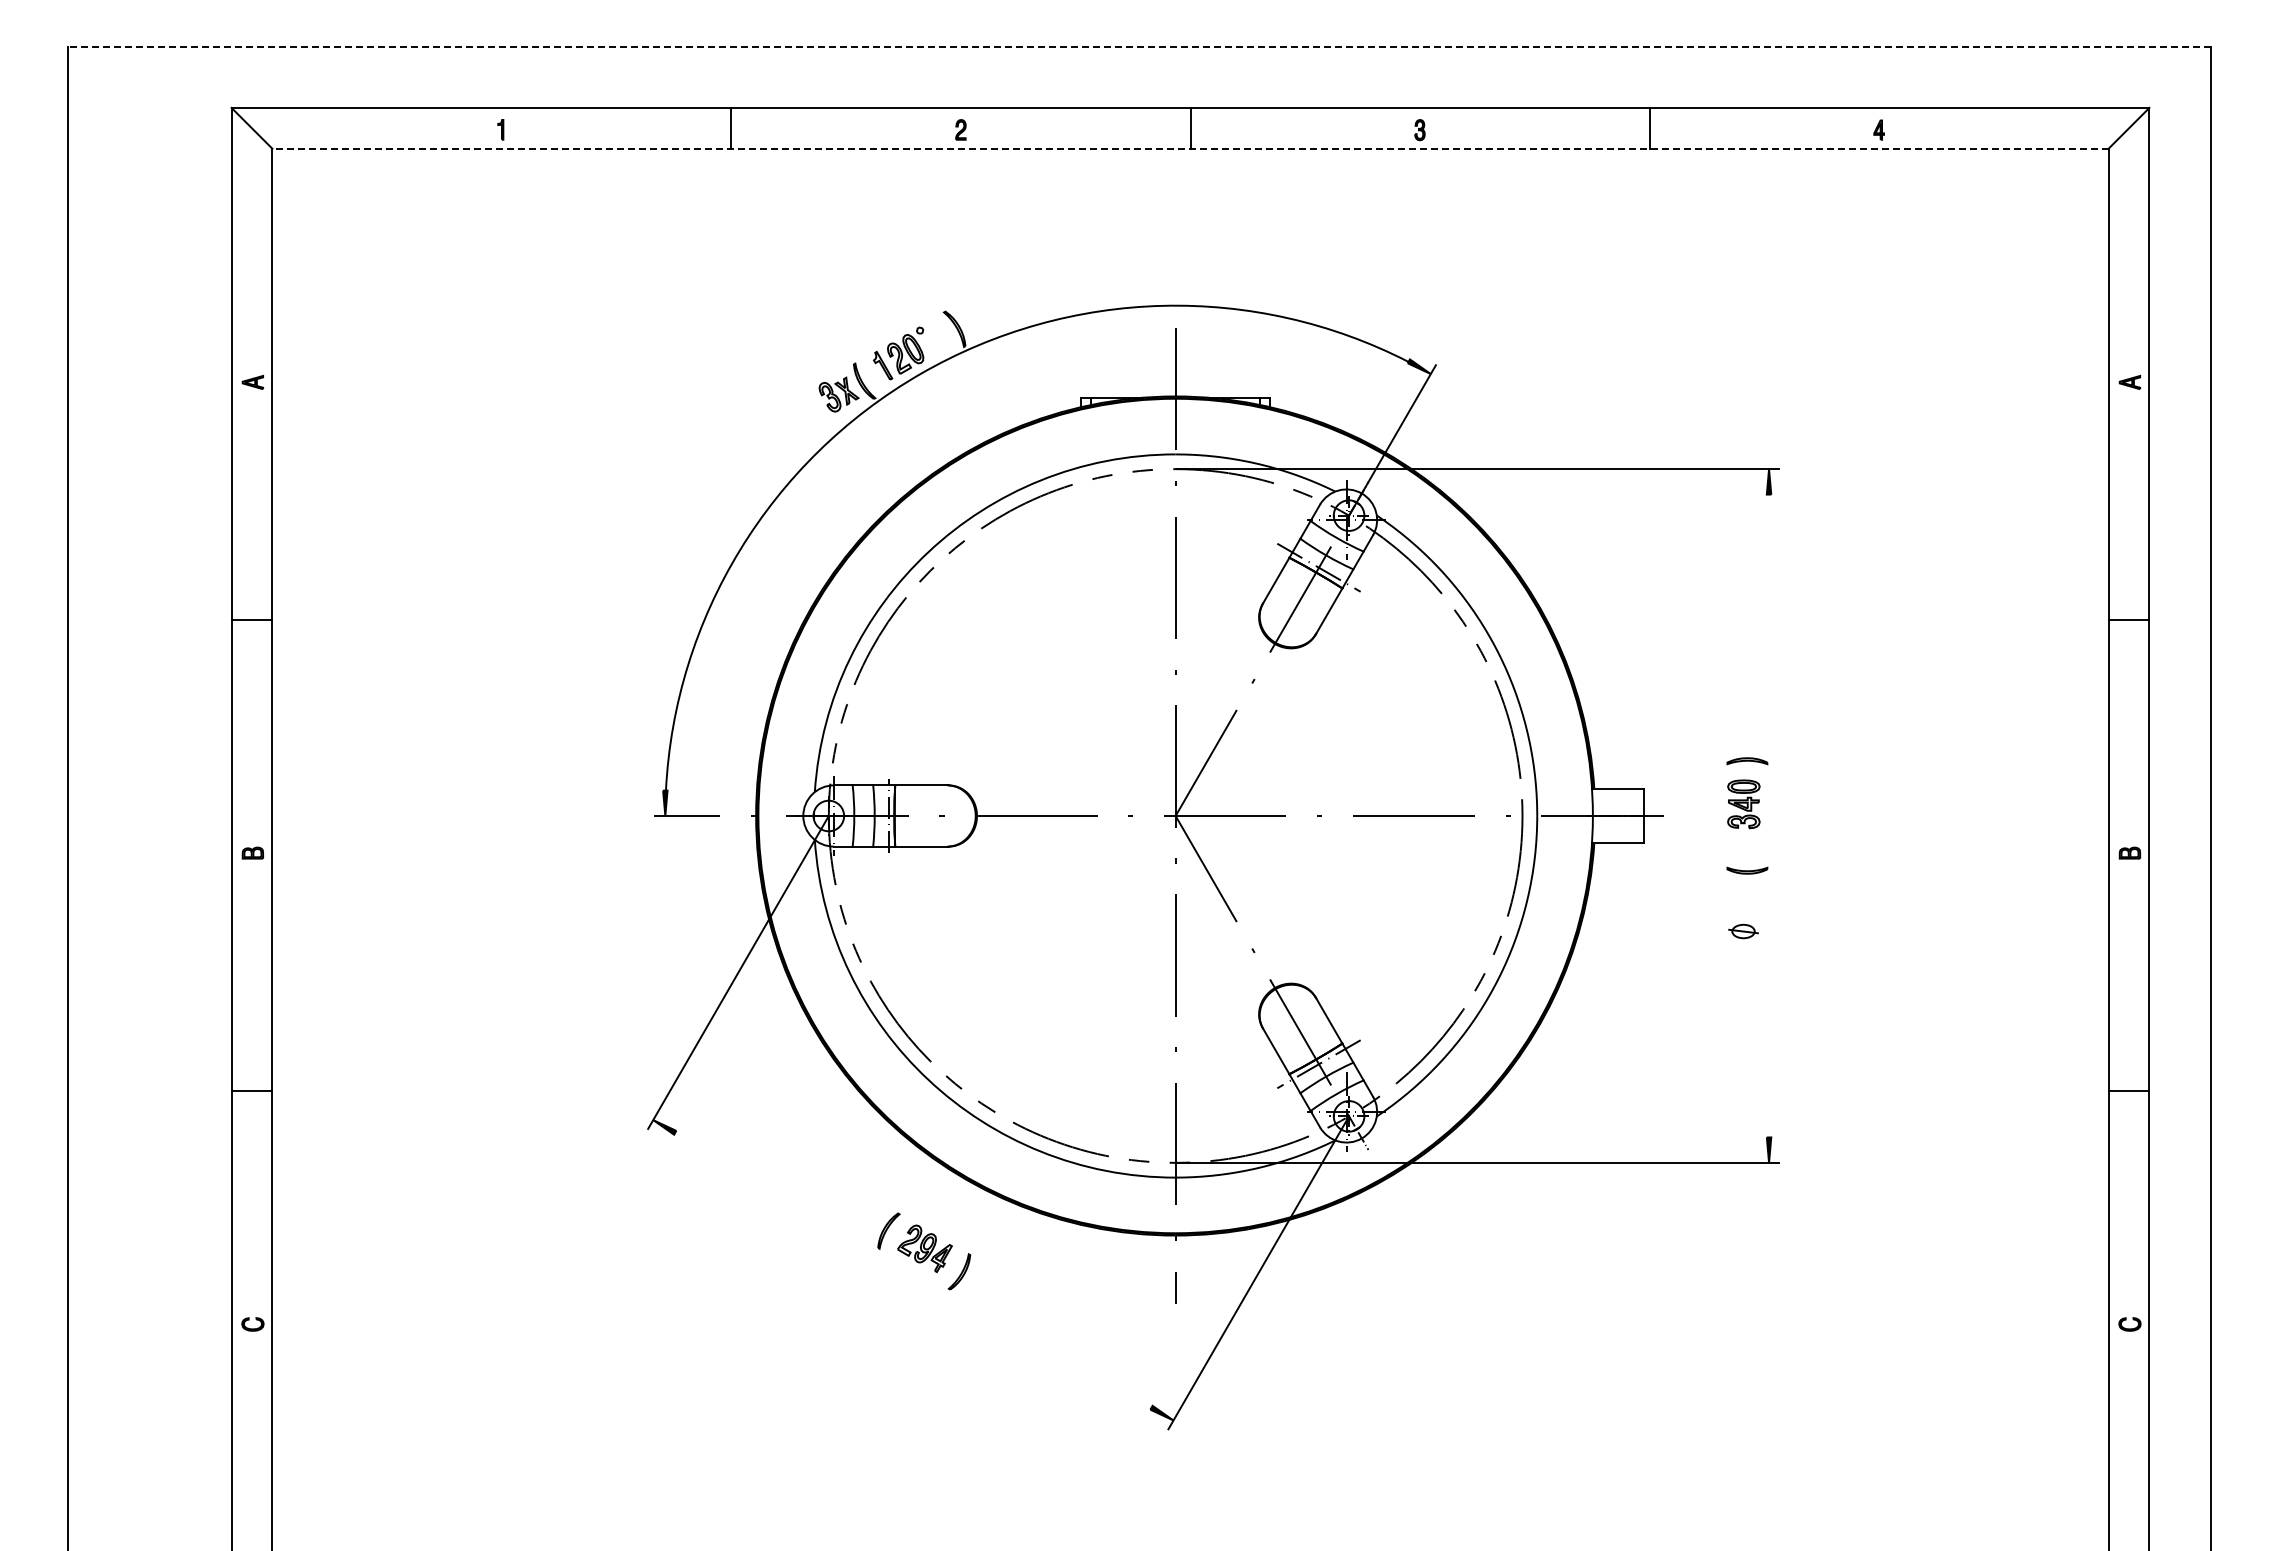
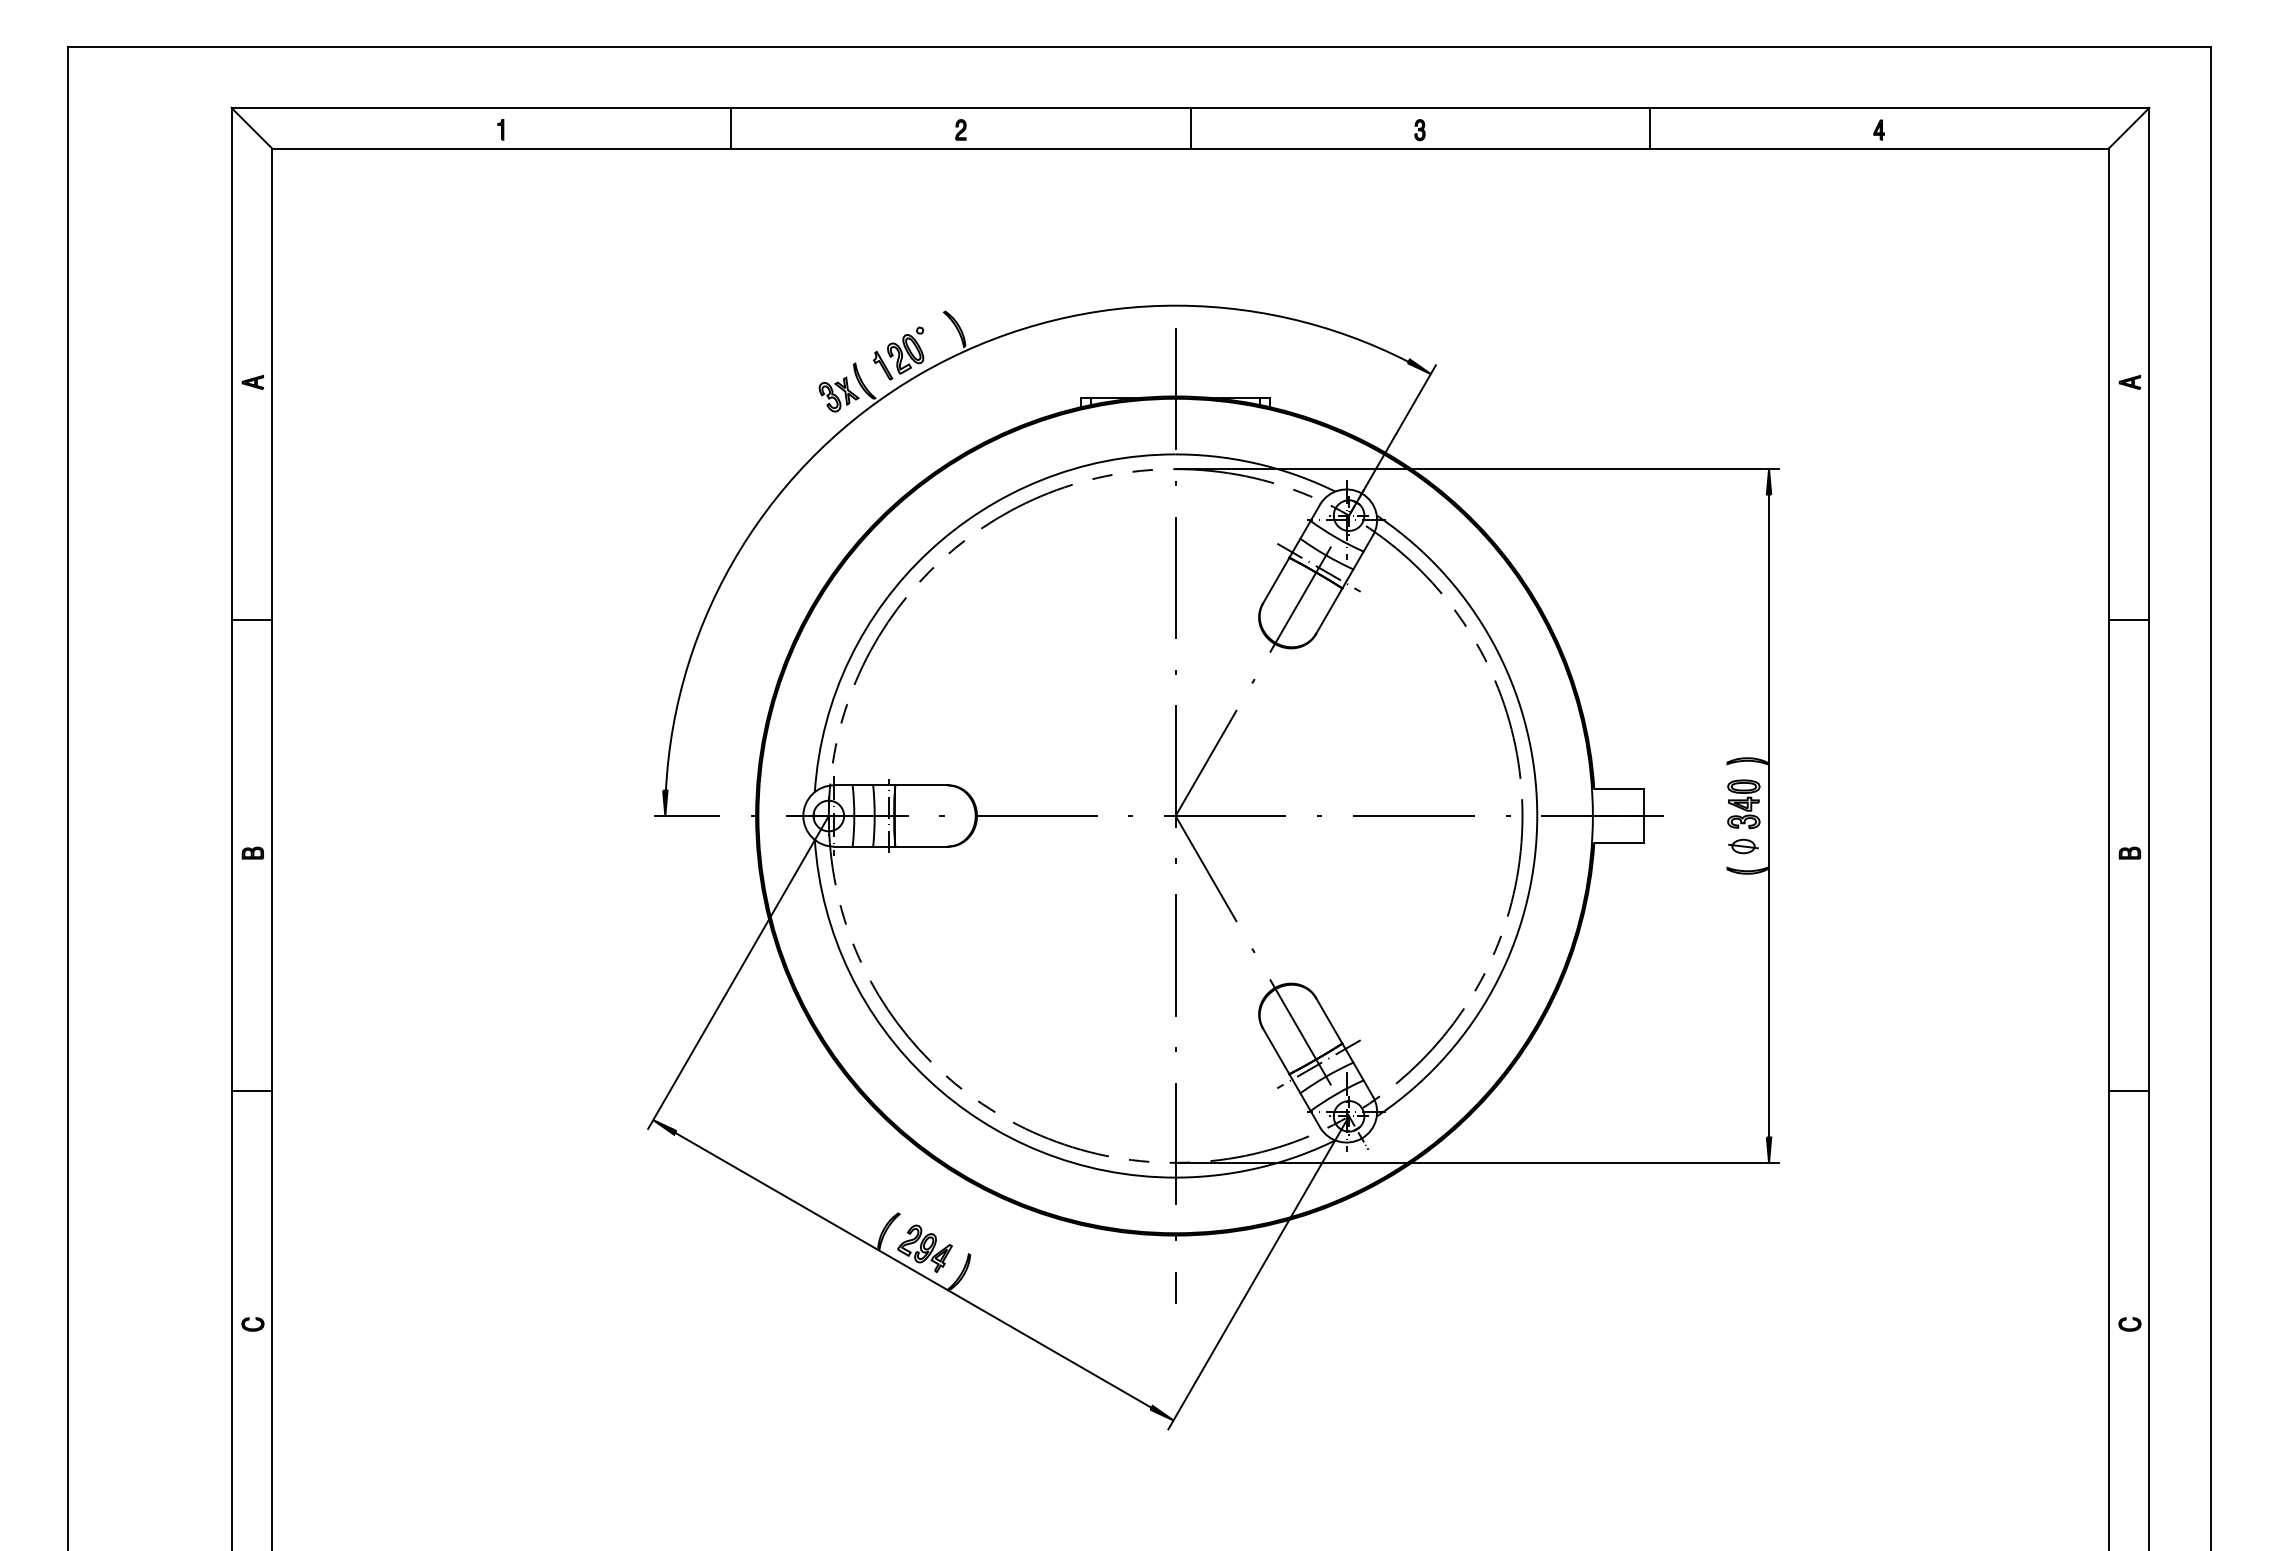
line: dashed -> solid (1139, 46)
line: dashed -> solid (1190, 148)
line: none -> present (1769, 815)
part position: (1743, 931) -> (1743, 846) (1743, 846)
line: none -> present (913, 1269)
